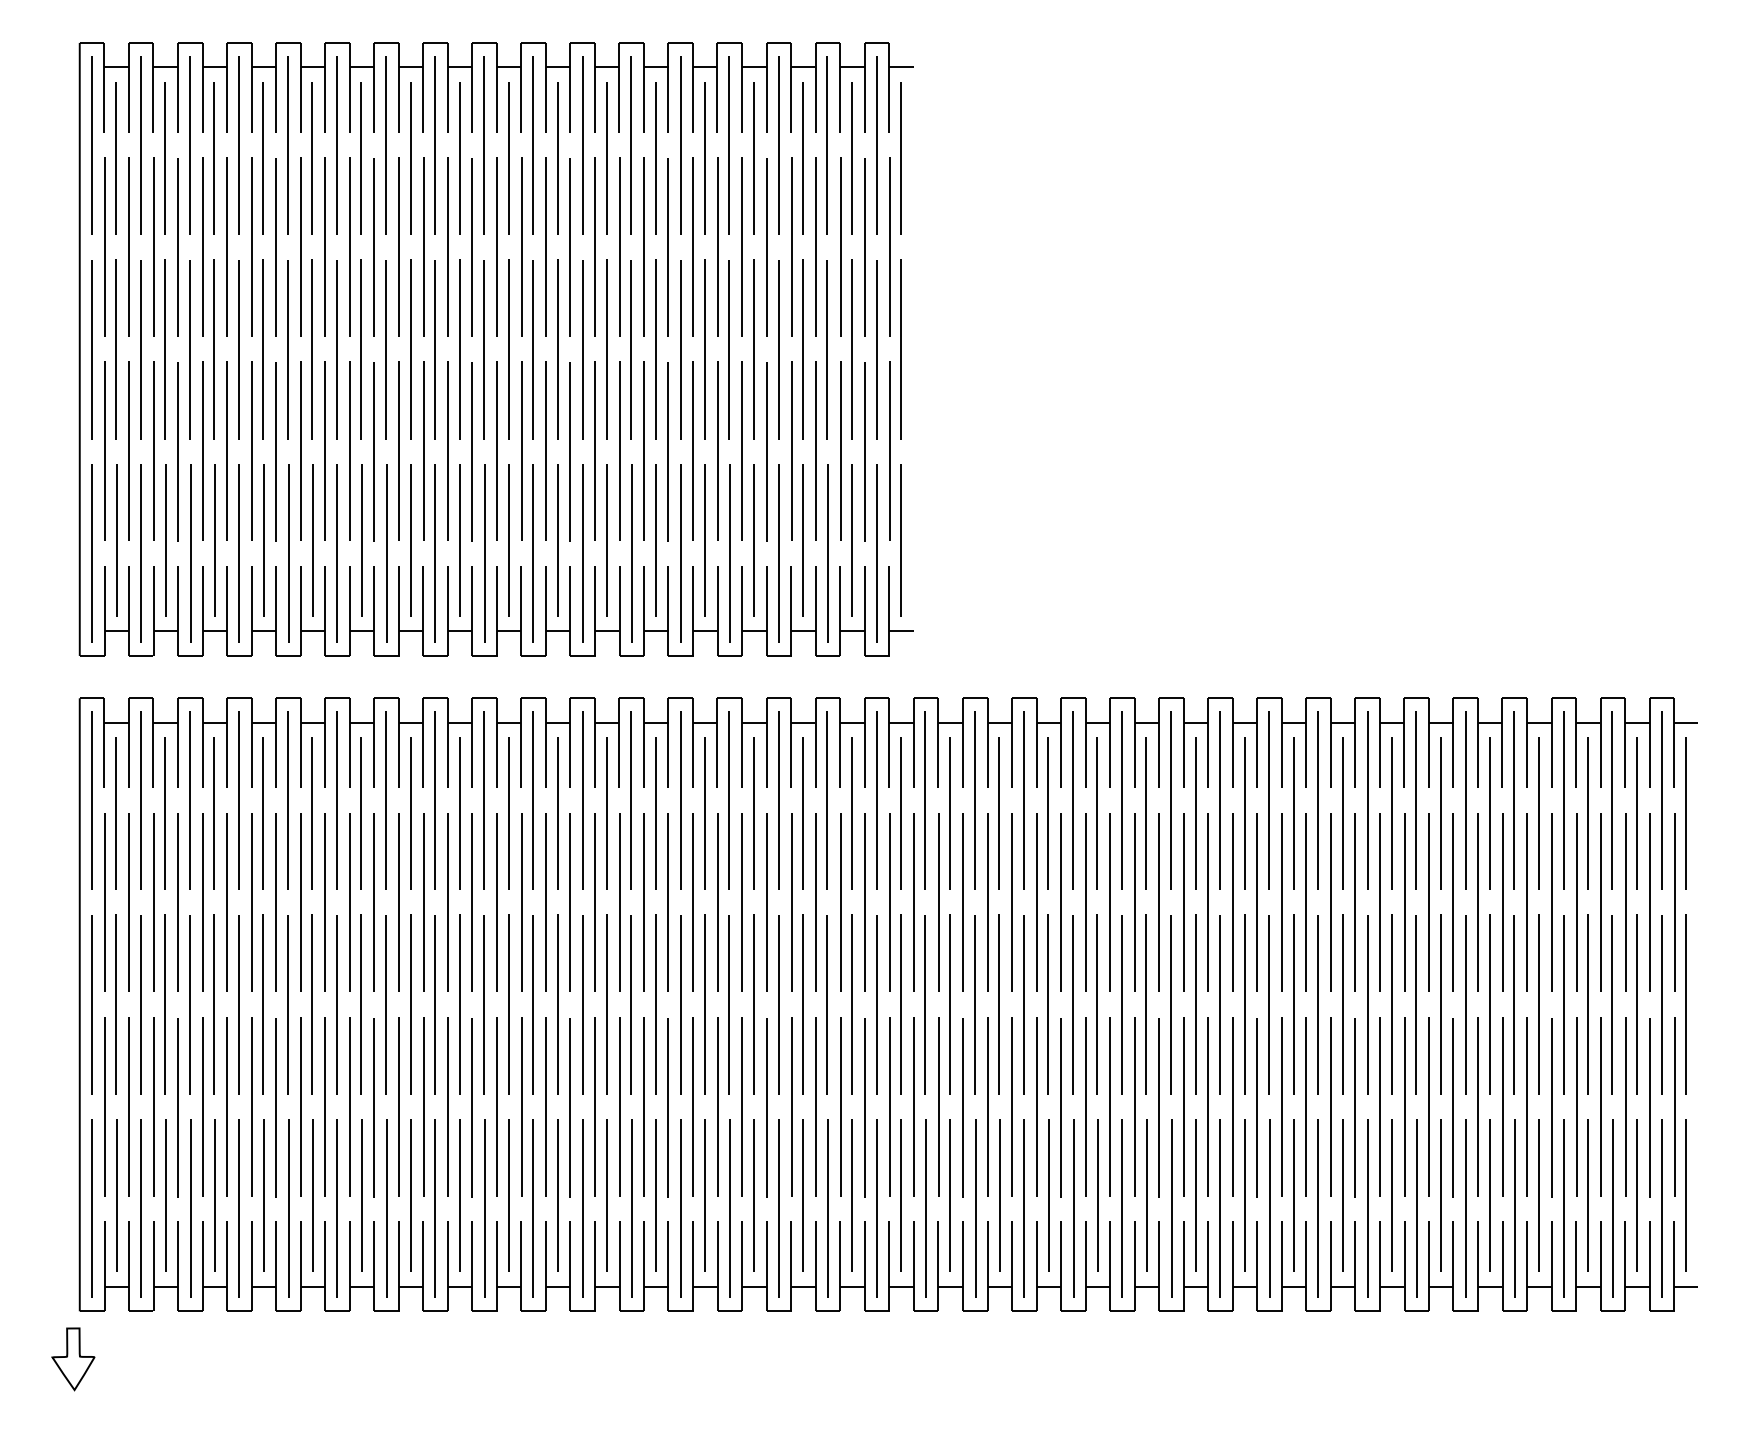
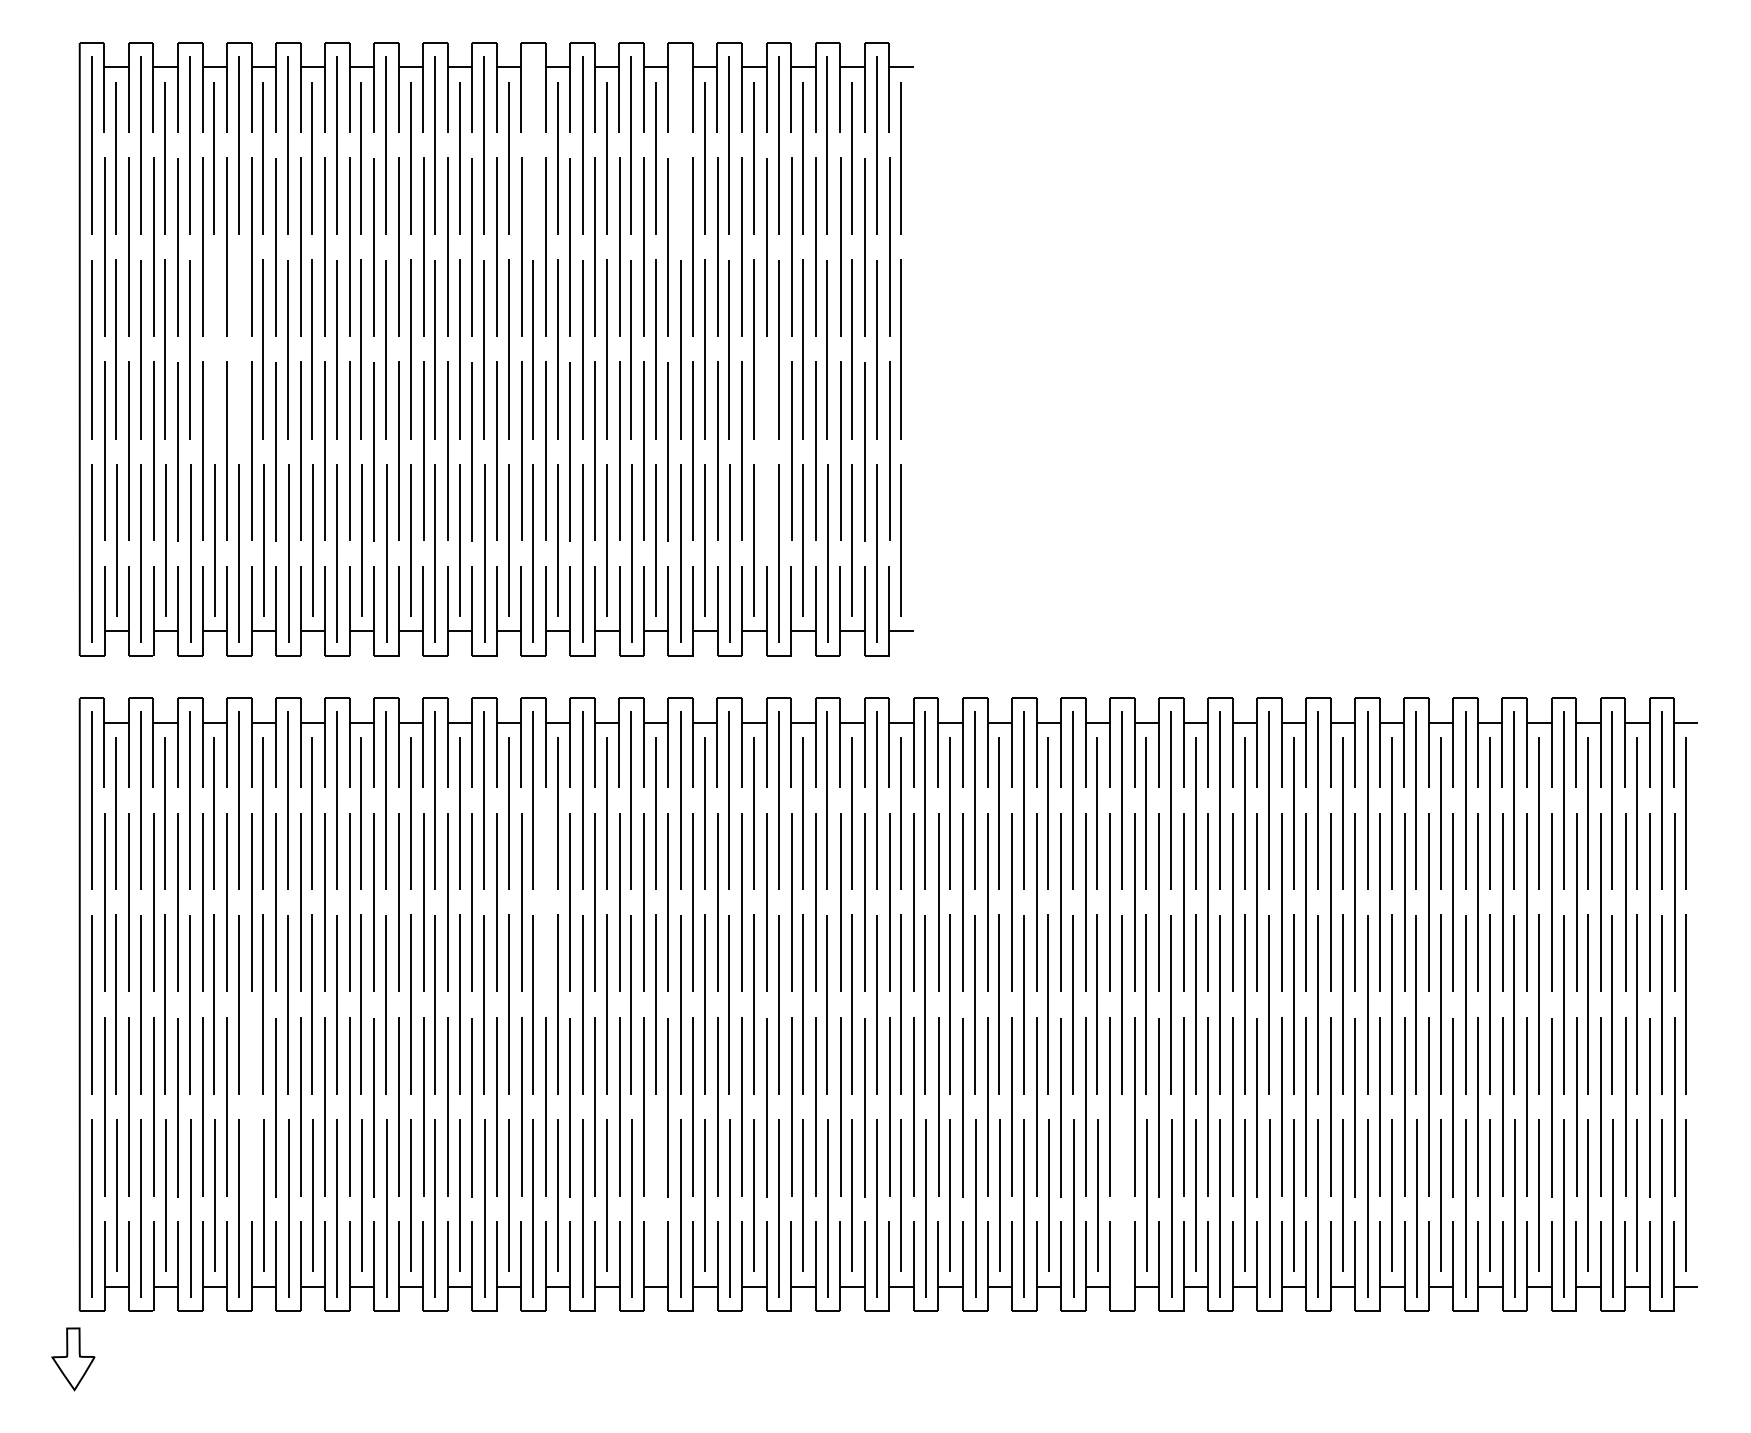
line: present -> none (532, 145)
line: present -> none (680, 145)
line: present -> none (213, 349)
line: present -> none (238, 349)
line: present -> none (766, 451)
line: present -> none (545, 902)
line: present -> none (251, 1106)
line: present -> none (655, 1195)
line: present -> none (1121, 1208)
